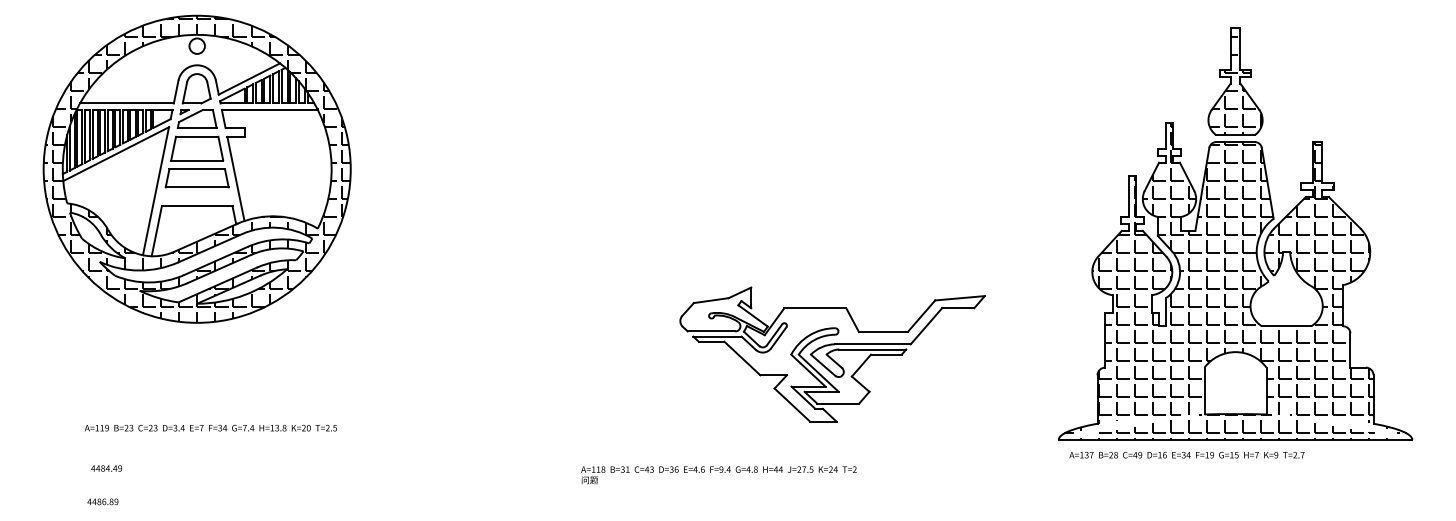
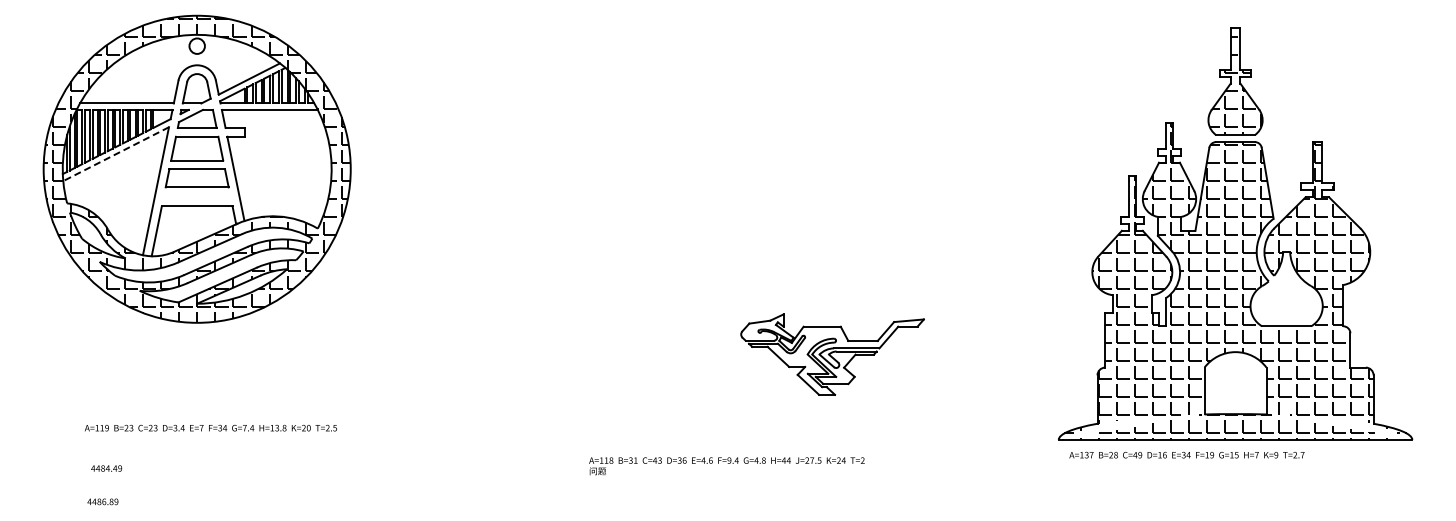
line: solid -> dashed (115, 154)
part size: 307x137 px -> 185x83 px (832, 354)
text position: (718, 475) -> (726, 466) (726, 466)
